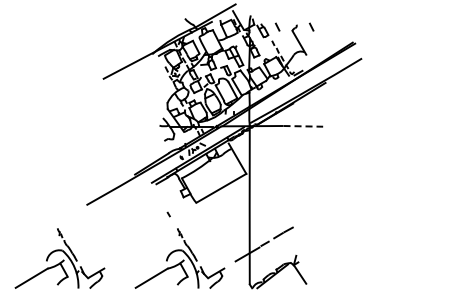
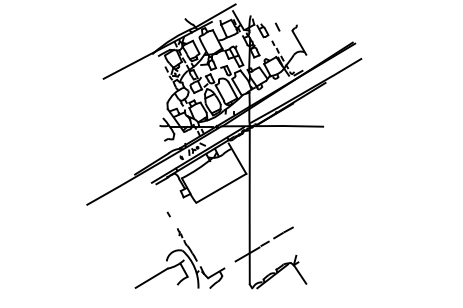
line: present -> none (311, 26)
line: dashed -> solid (303, 126)
part: present -> none (59, 258)
